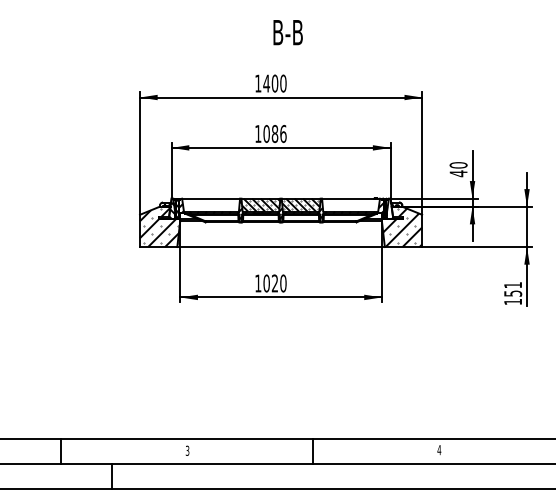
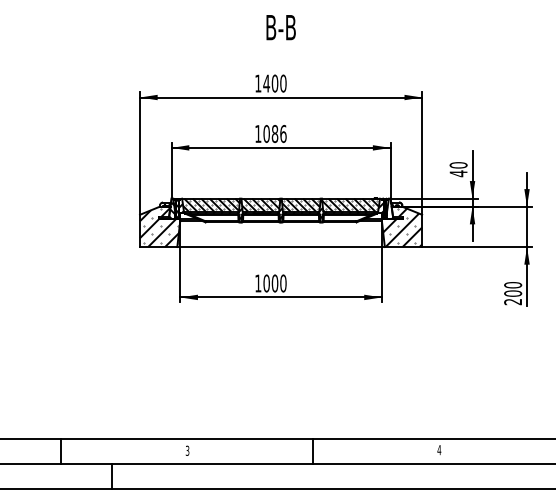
text position: (287, 32) -> (280, 27) (280, 27)
hatch: none -> present (211, 204)
hatch: none -> present (350, 204)
text: 1020 -> 1000 (274, 283)
text: 151 -> 200 (513, 293)
